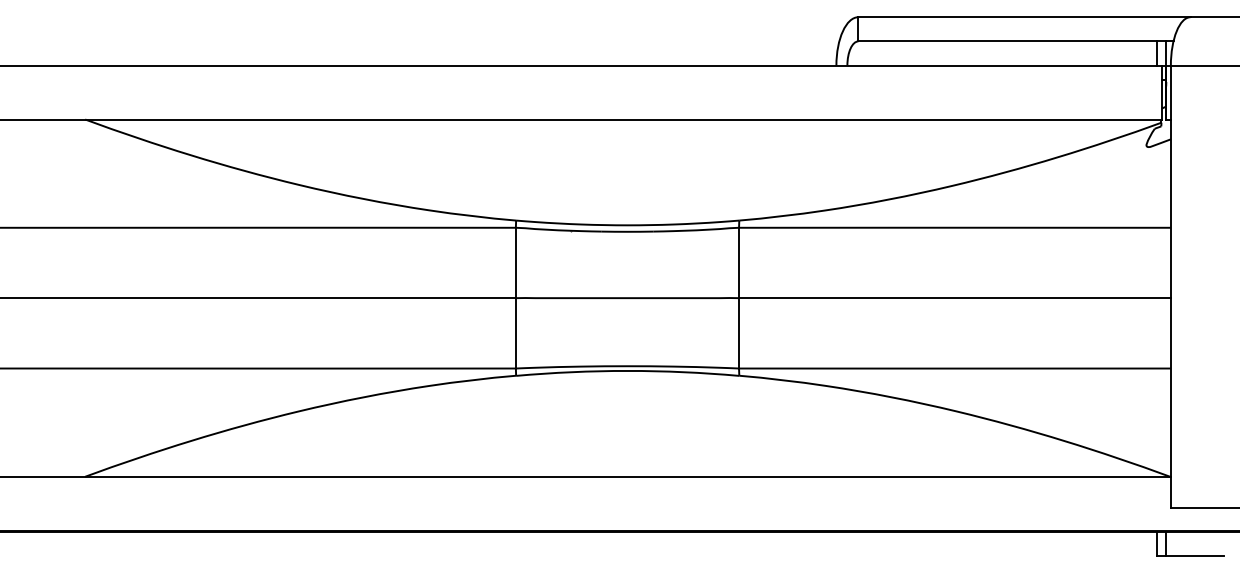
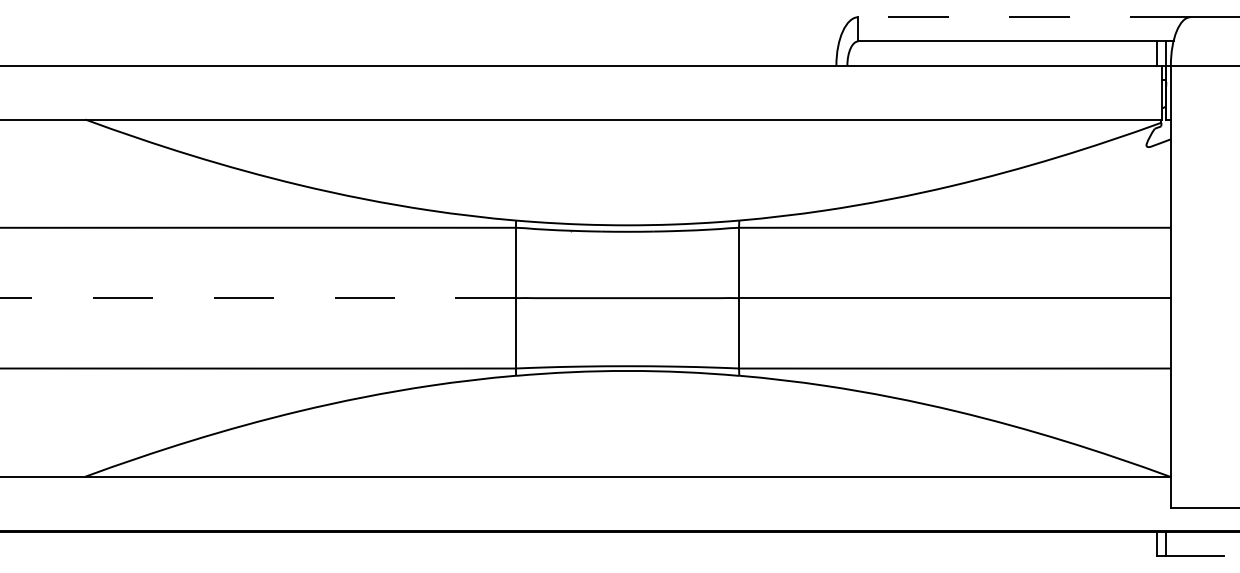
line: solid -> dashed (1023, 17)
line: solid -> dashed (258, 298)
